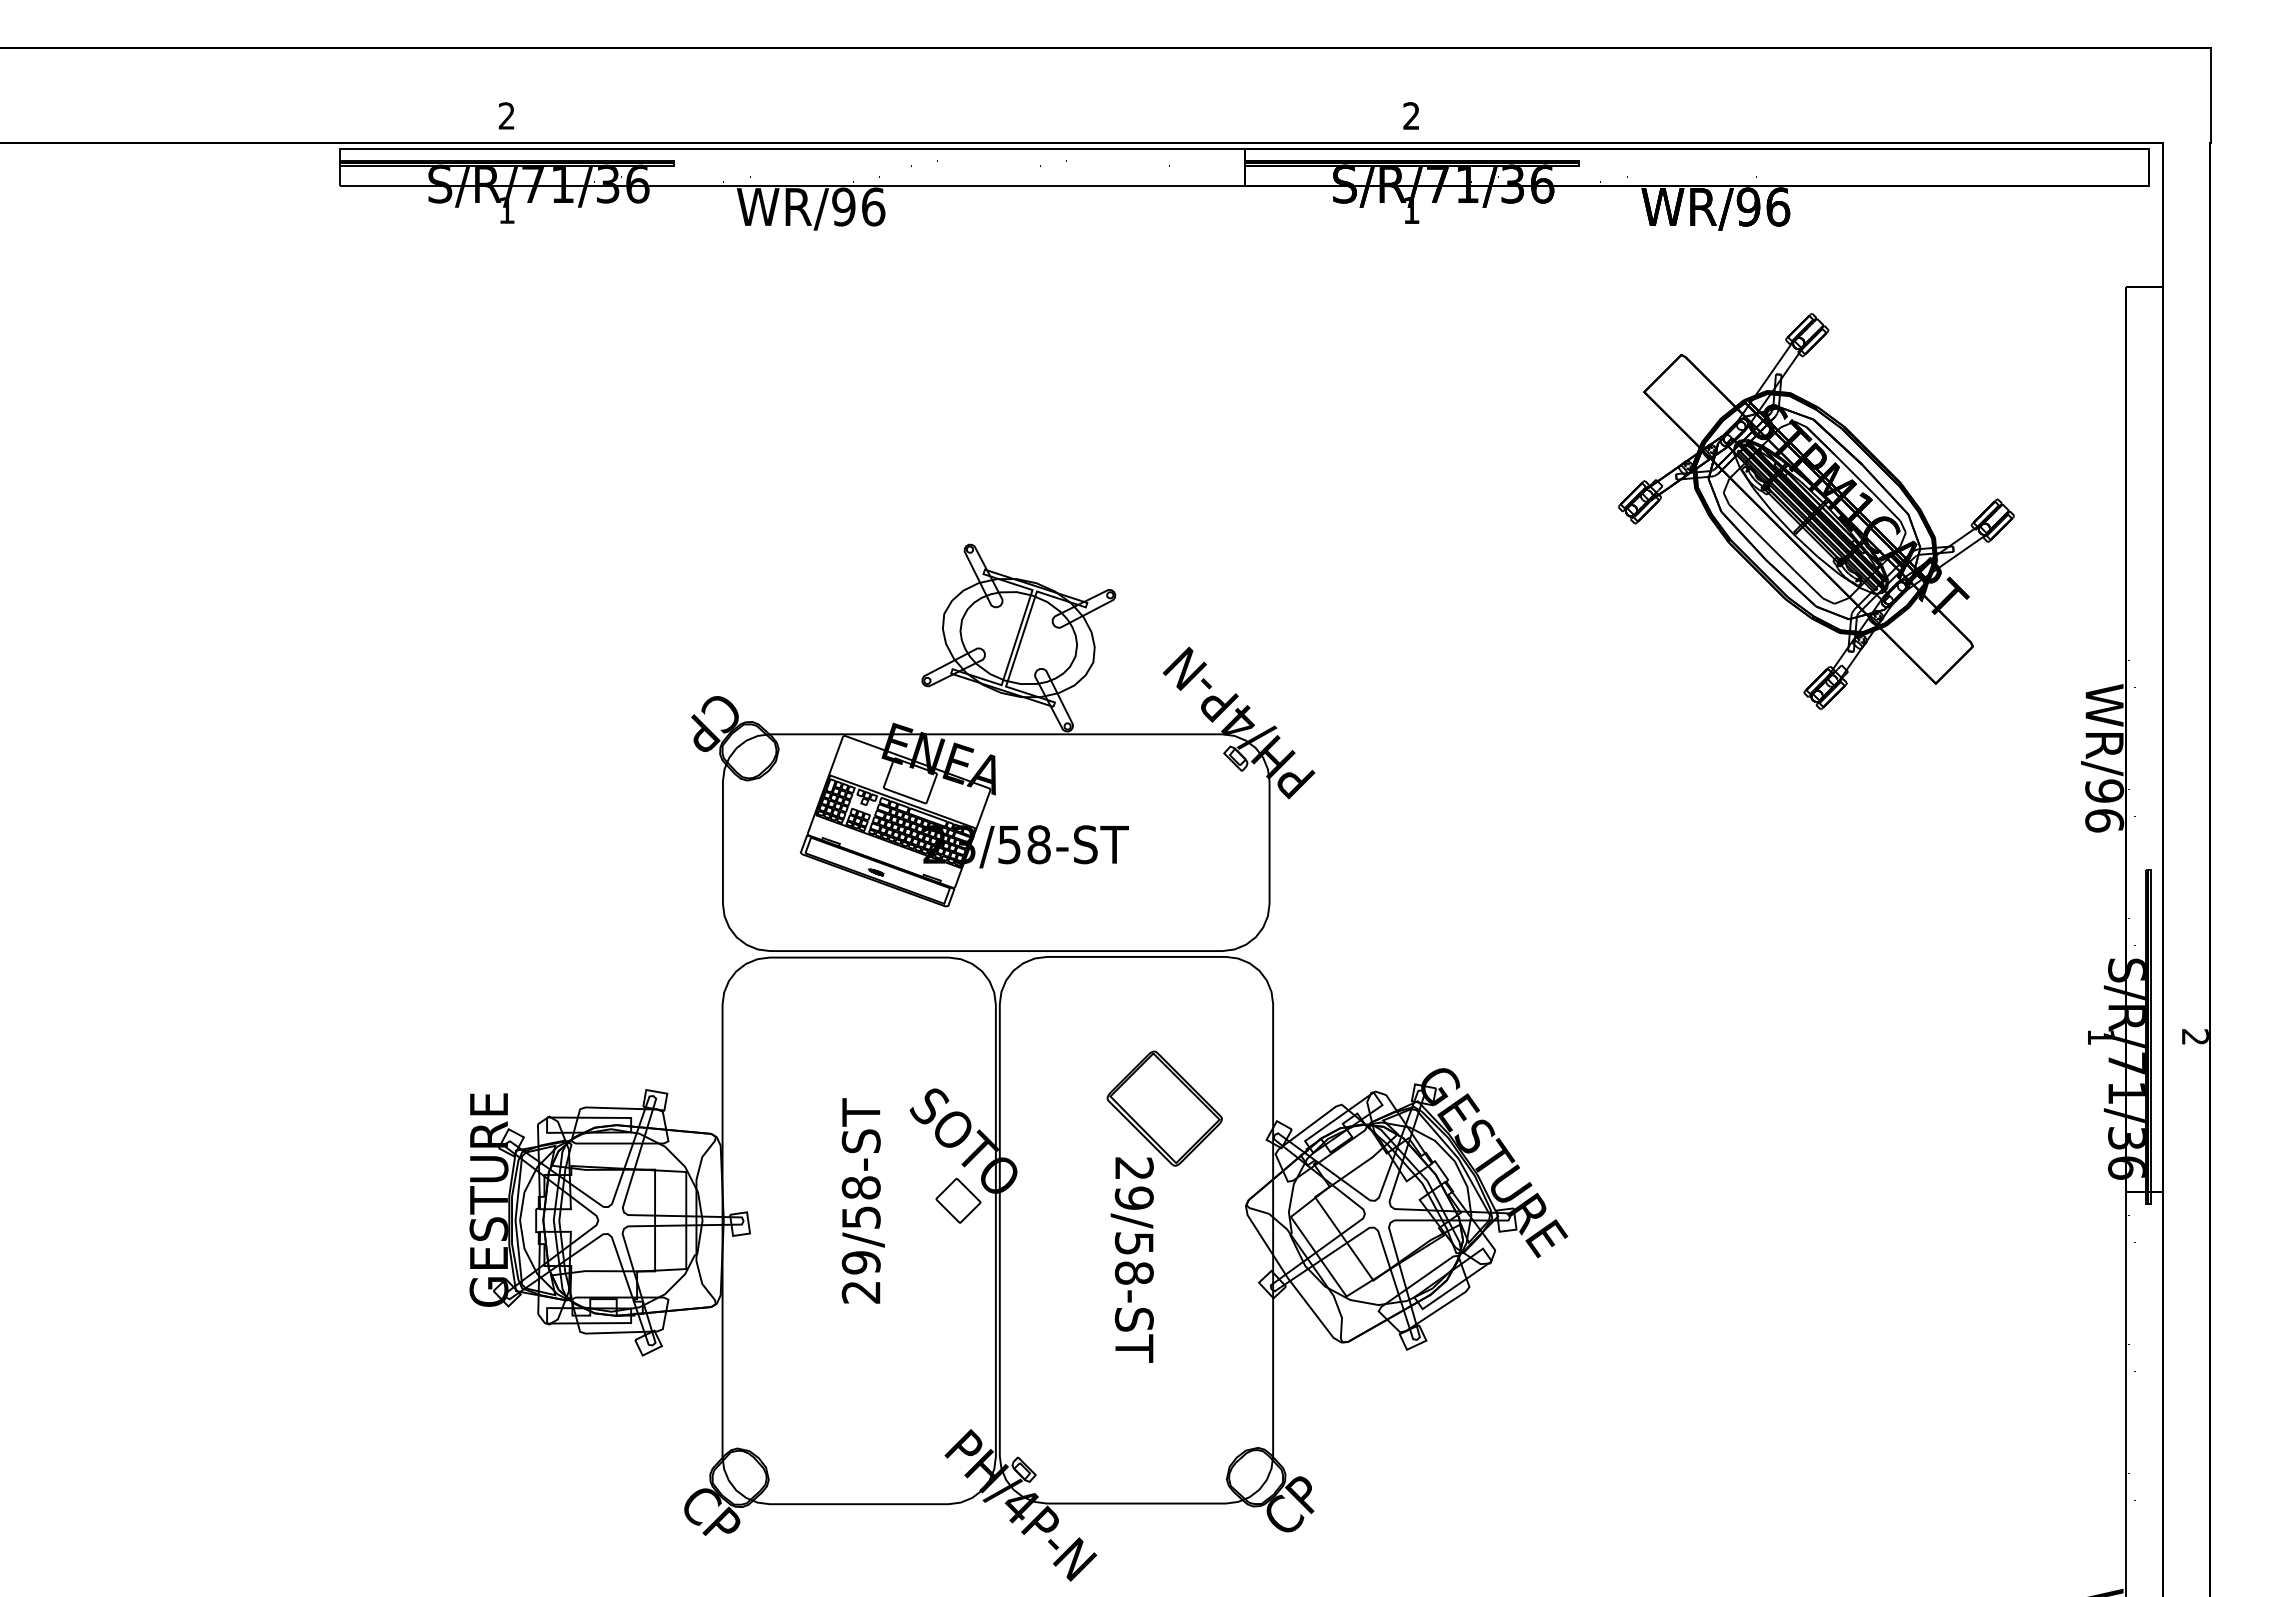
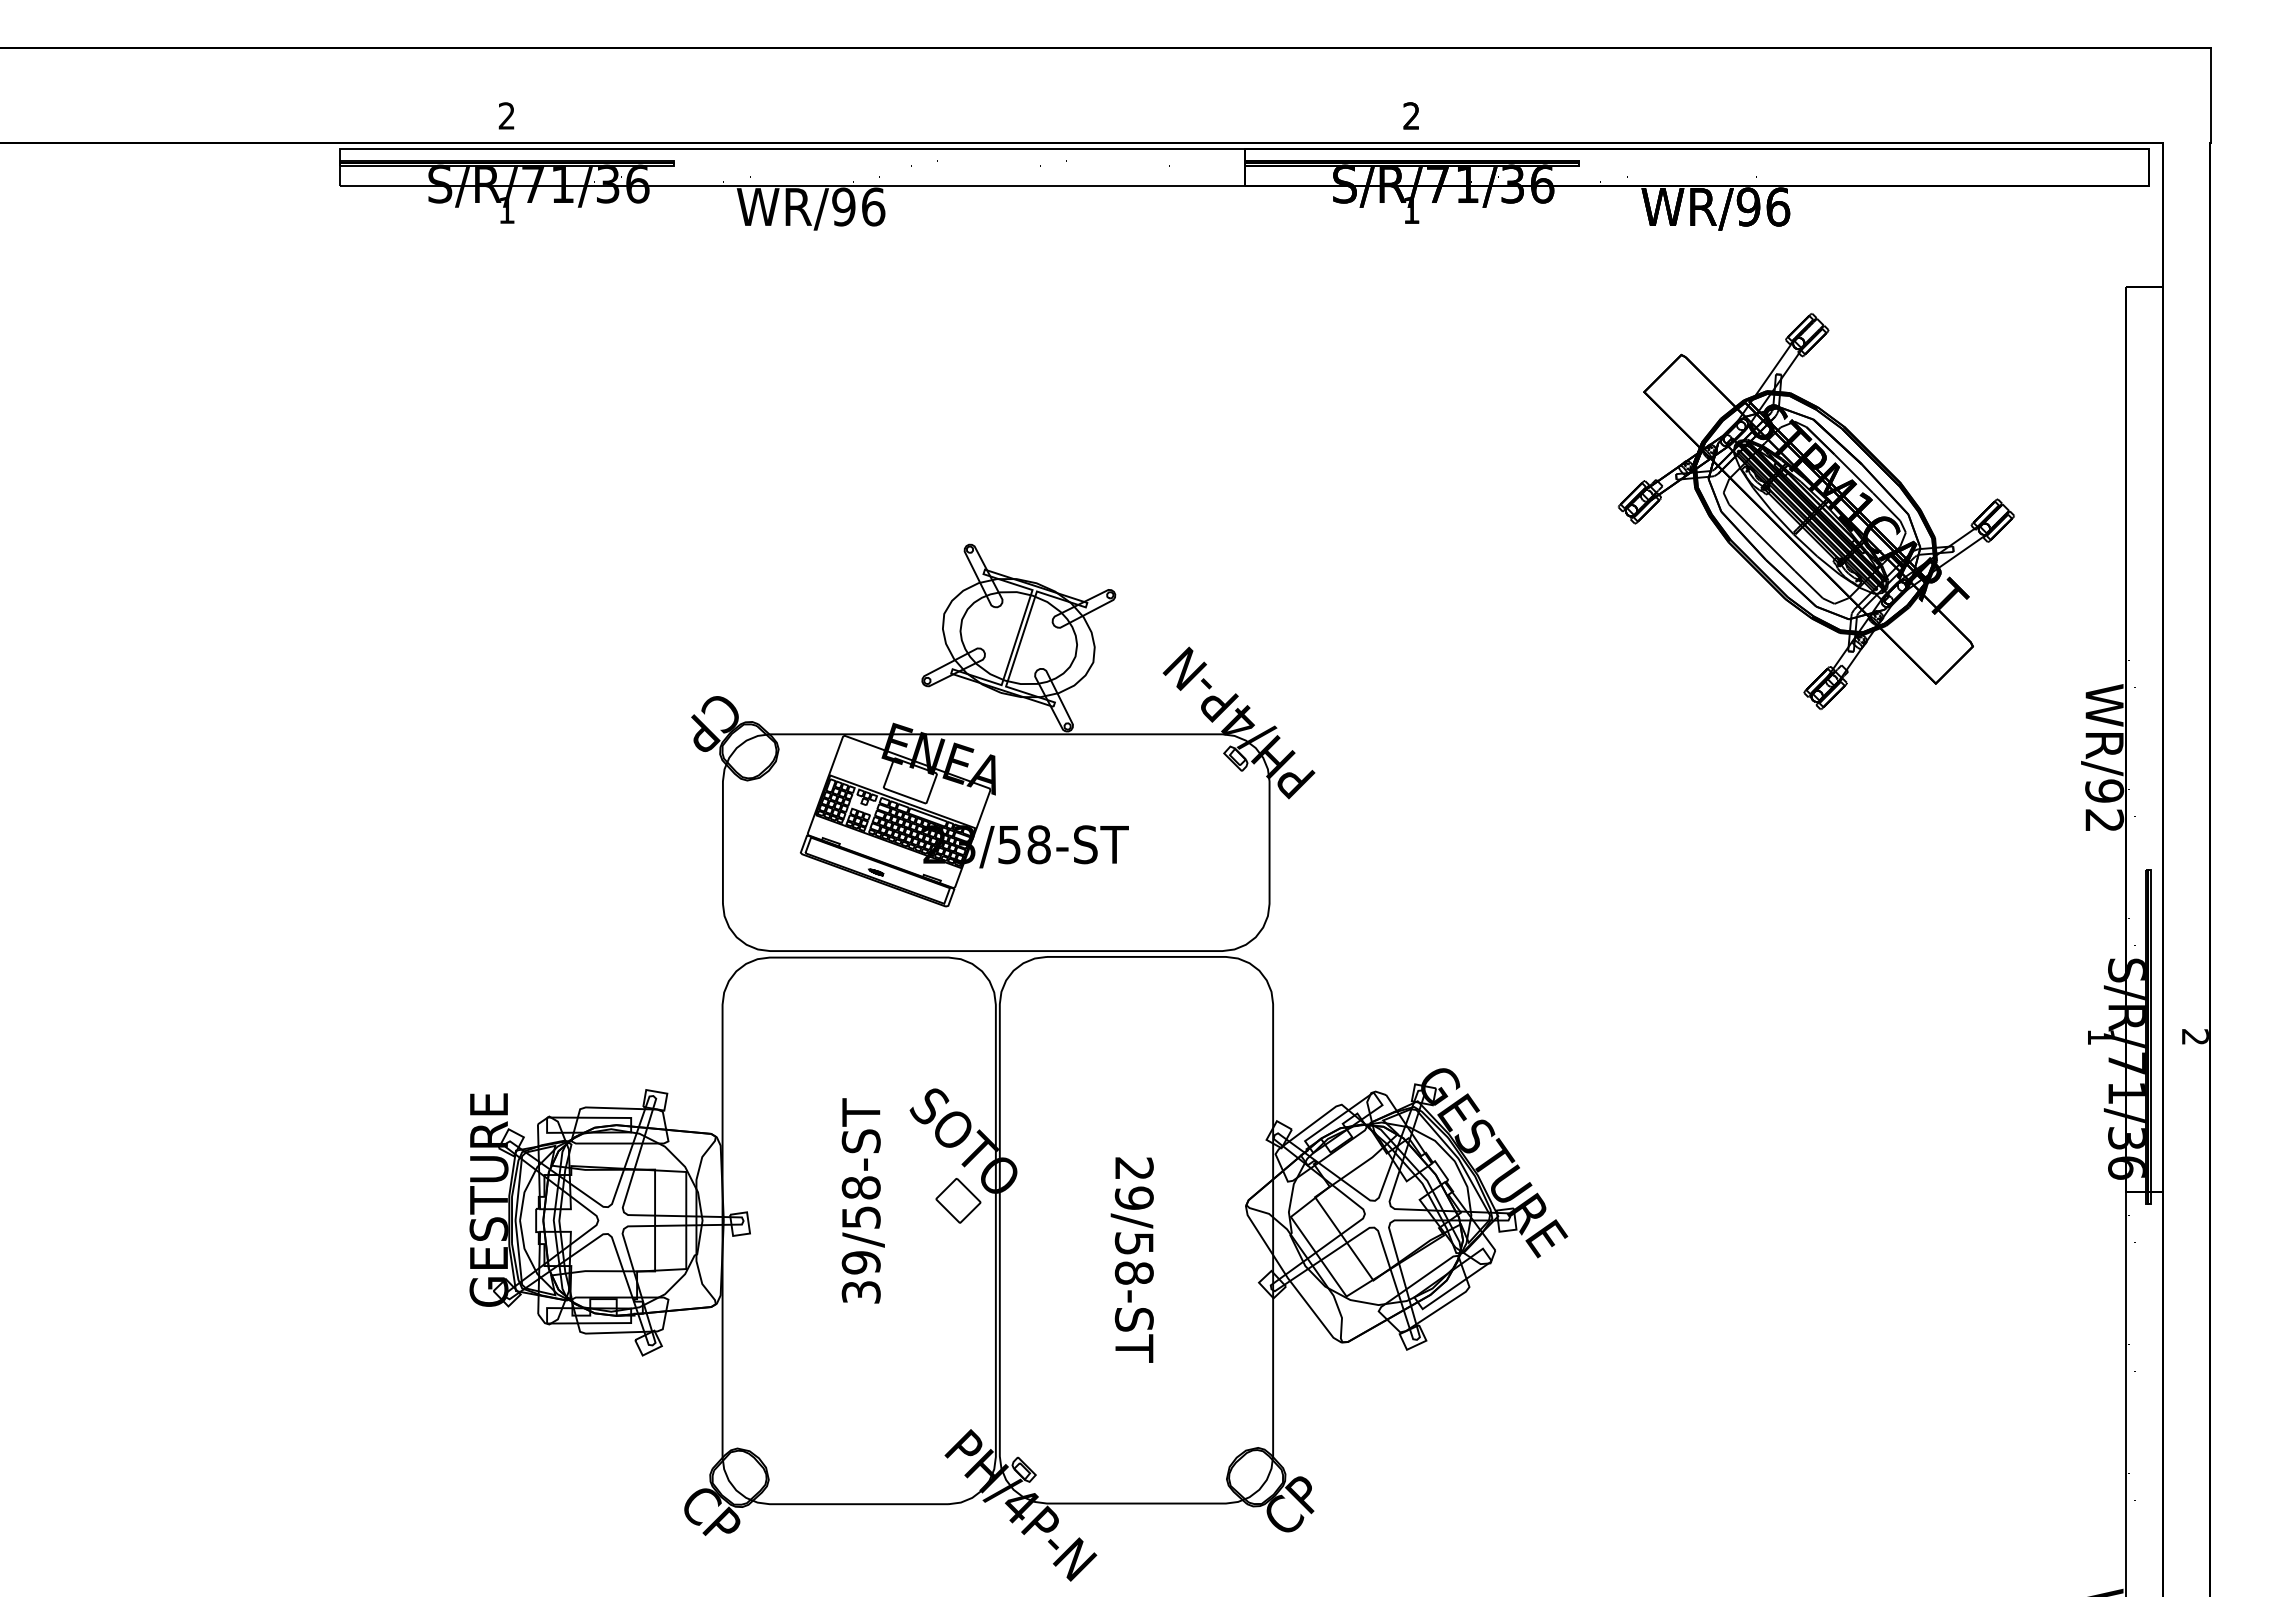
text: WR/96 -> WR/92 (2104, 820)
part: present -> none (1164, 1108)
text: 29/58-ST -> 39/58-ST (861, 1292)
